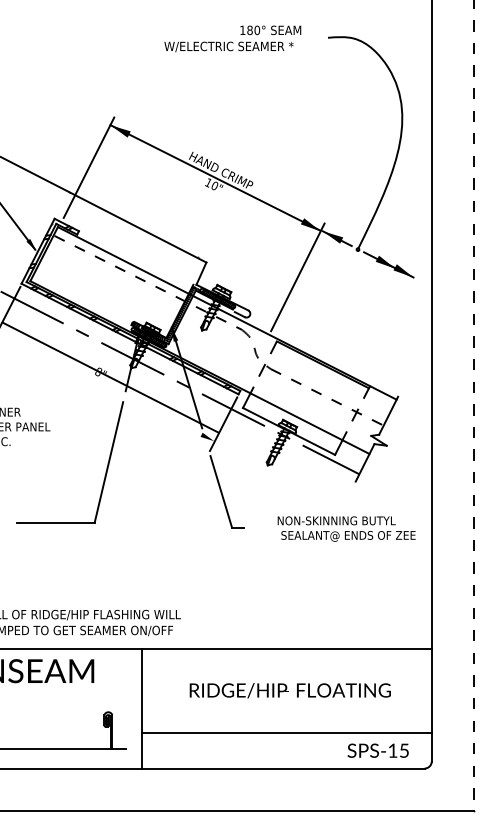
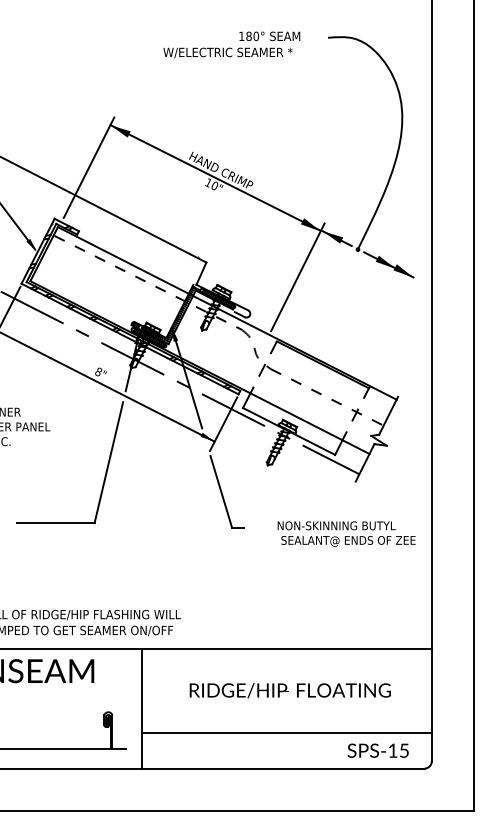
text position: (232, 38) -> (231, 44) (231, 44)
line position: (110, 377) -> (108, 387) (108, 387)
line: dashed -> solid (474, 406)
text position: (346, 528) -> (346, 533) (346, 533)
